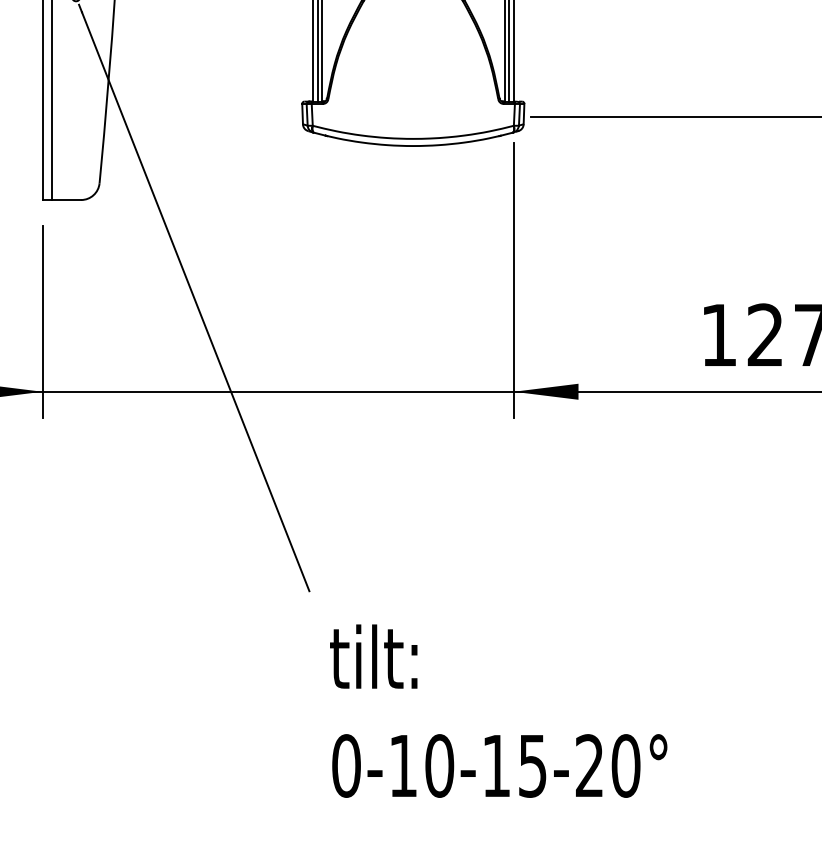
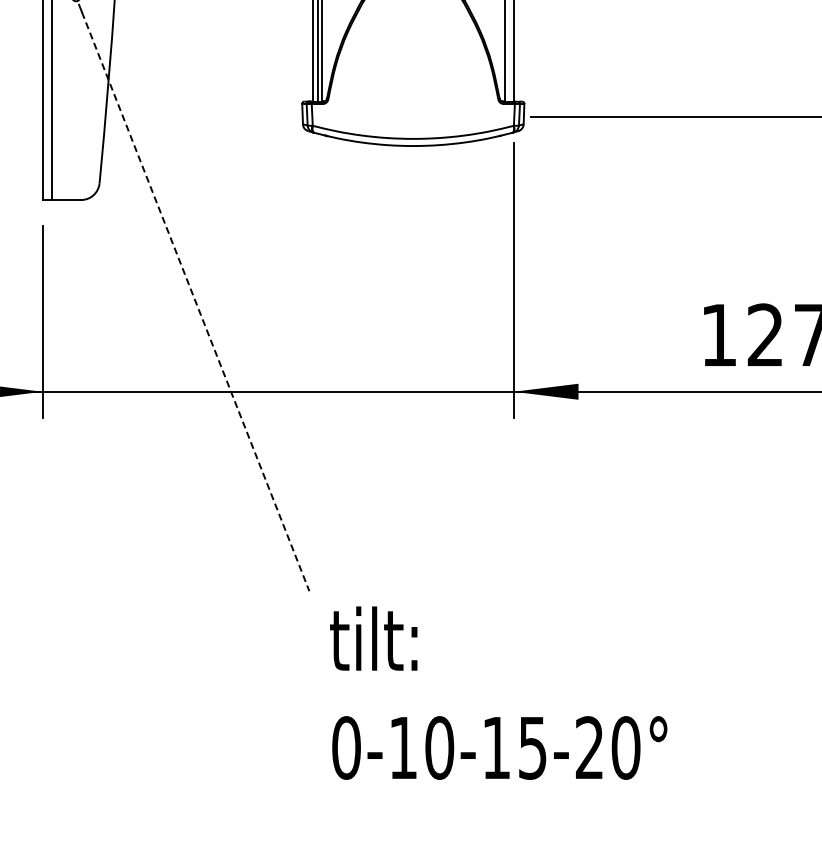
line: present -> none (508, 51)
line: solid -> dashed (195, 302)
text position: (498, 710) -> (498, 692) (498, 692)
